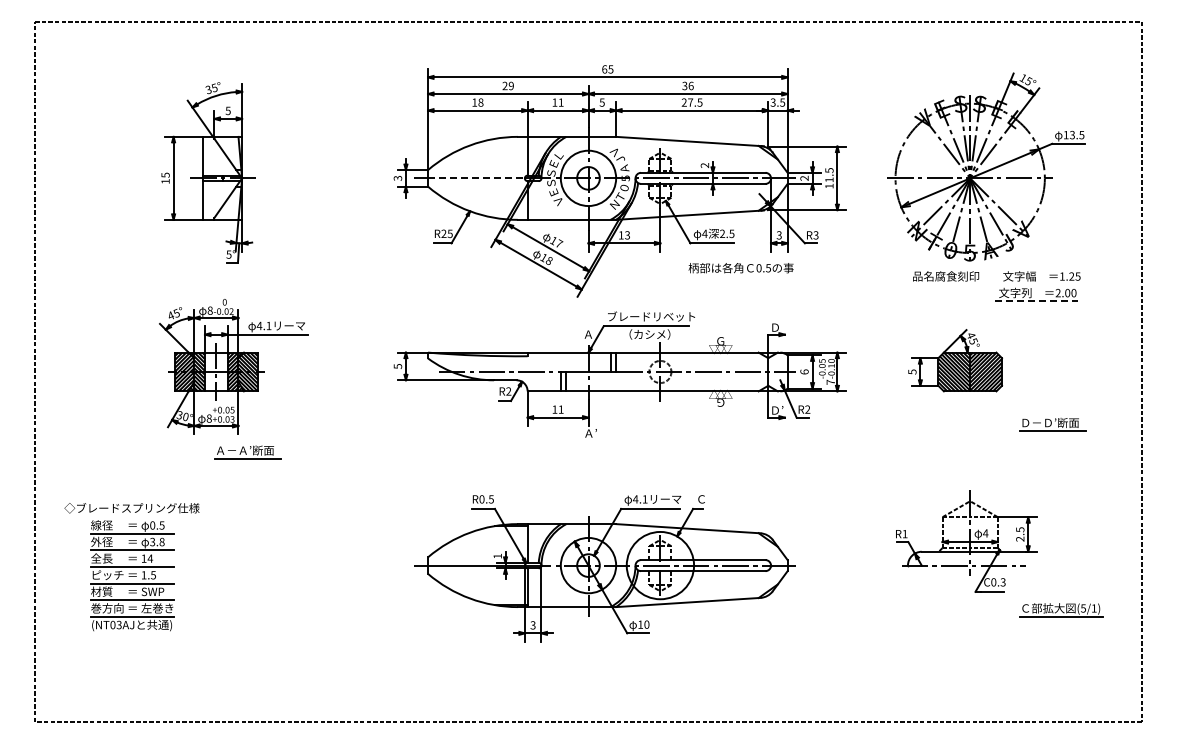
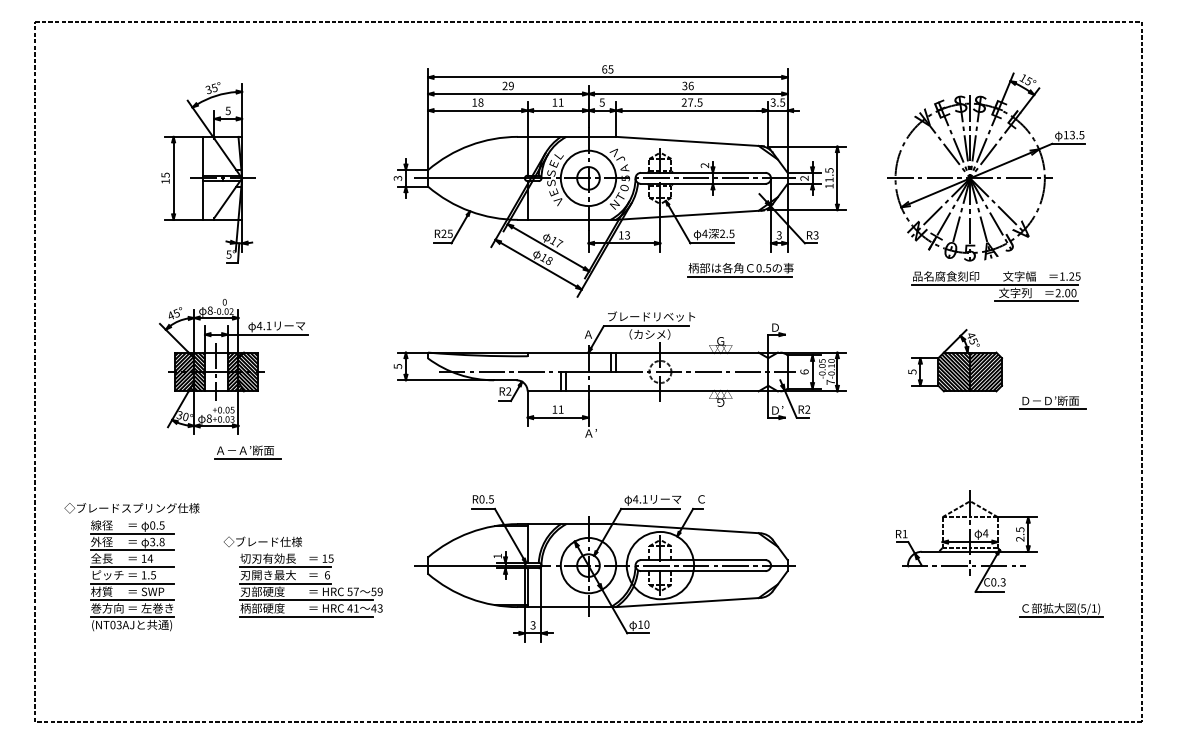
line: dashed -> solid (476, 178)
line: none -> present (739, 276)
line: none -> present (995, 284)
line: dashed -> solid (1037, 301)
part position: (1052, 424) -> (1052, 402) (1052, 402)
part: none -> present (309, 576)
